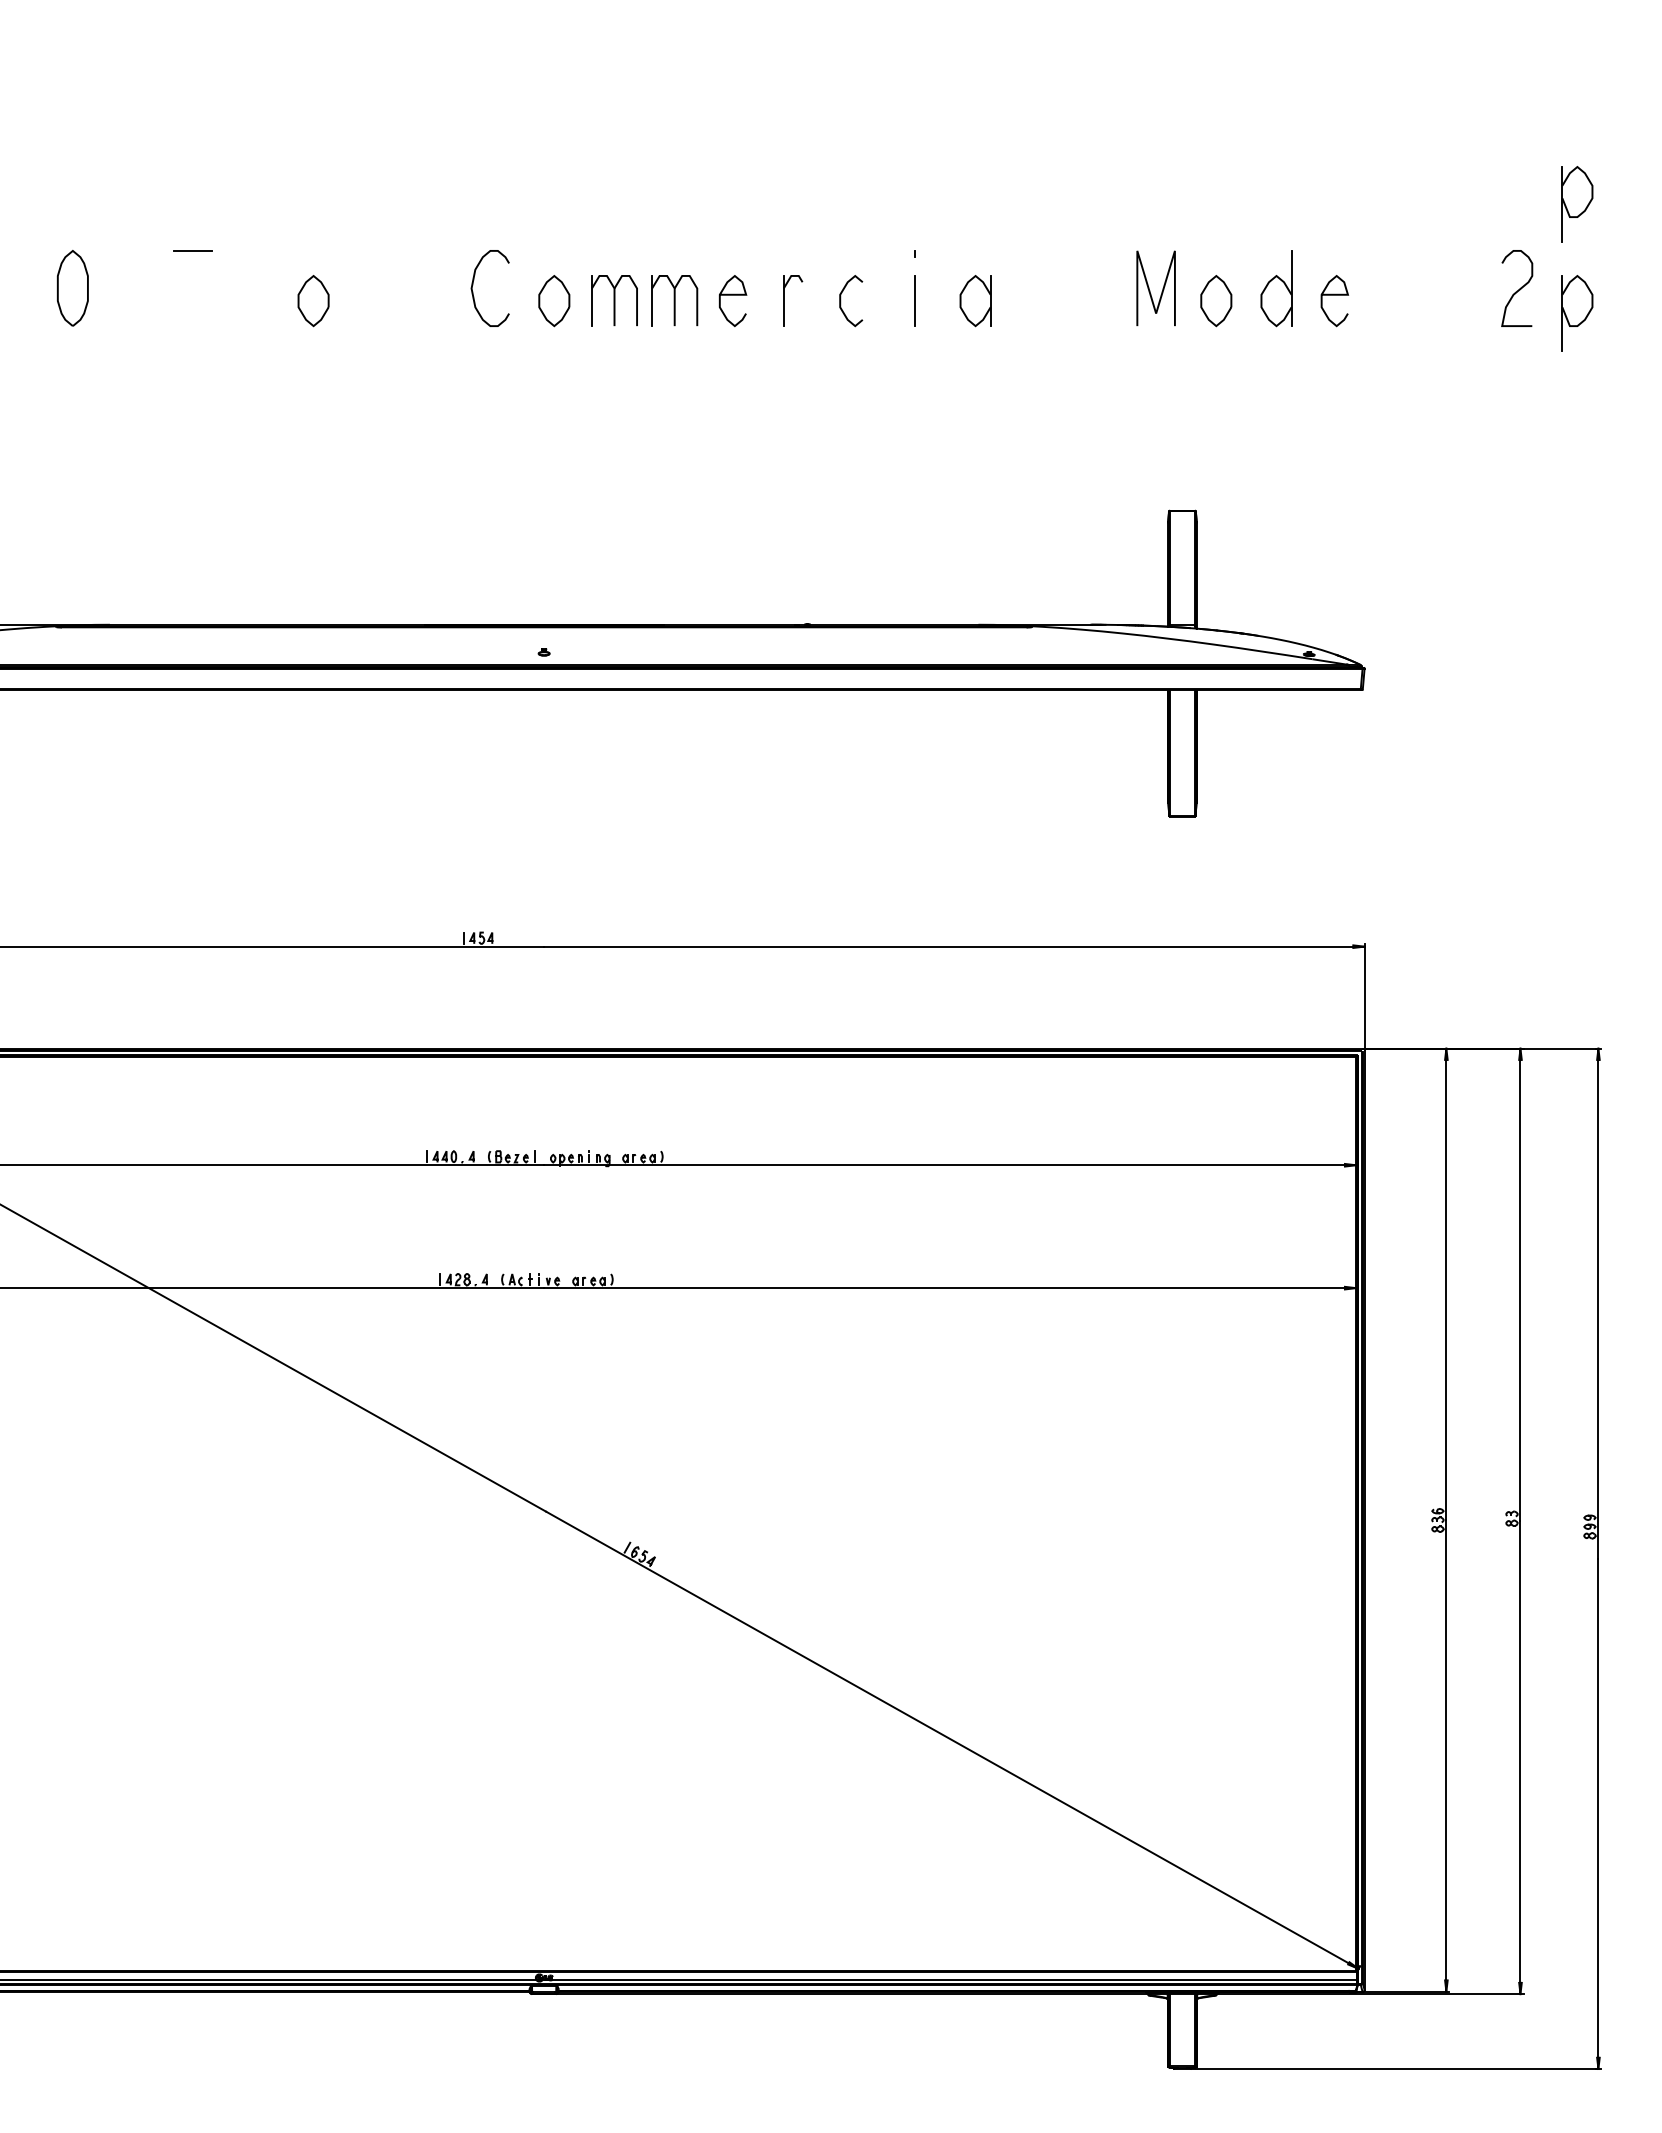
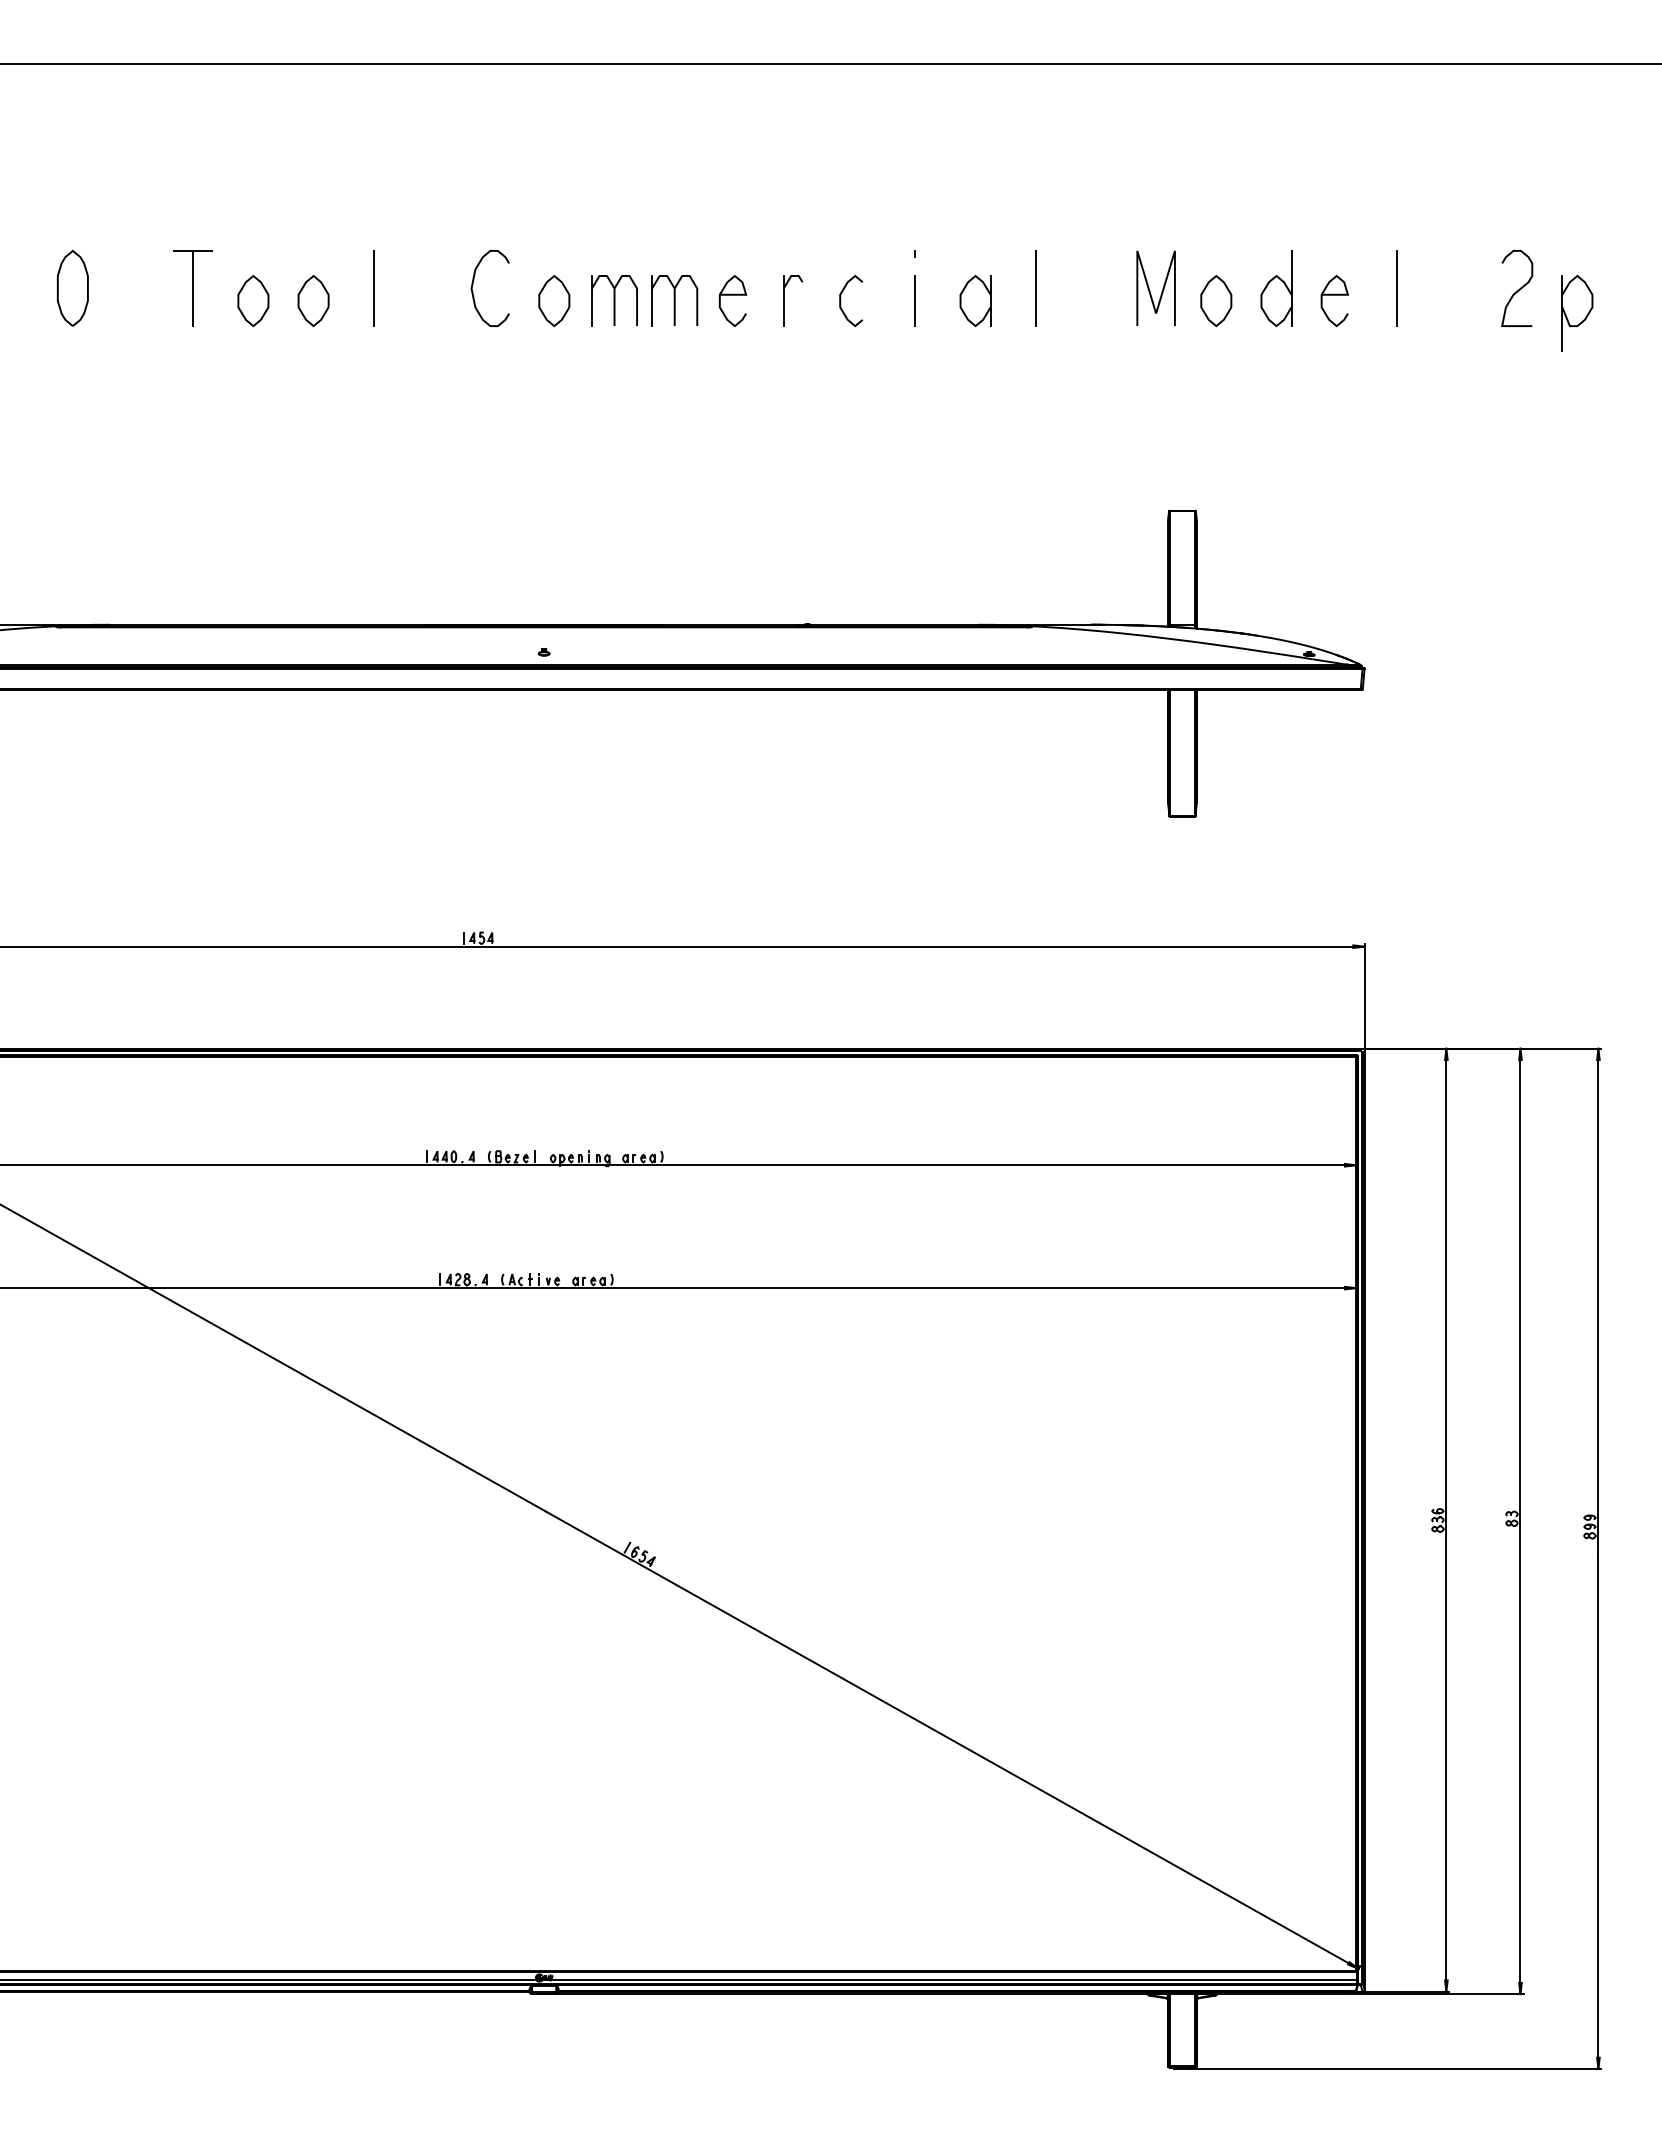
line: none -> present (830, 63)
part: present -> none (1577, 204)
line: none -> present (193, 288)
line: none -> present (373, 288)
line: none -> present (1035, 288)
line: none -> present (1396, 288)
part: none -> present (253, 301)
